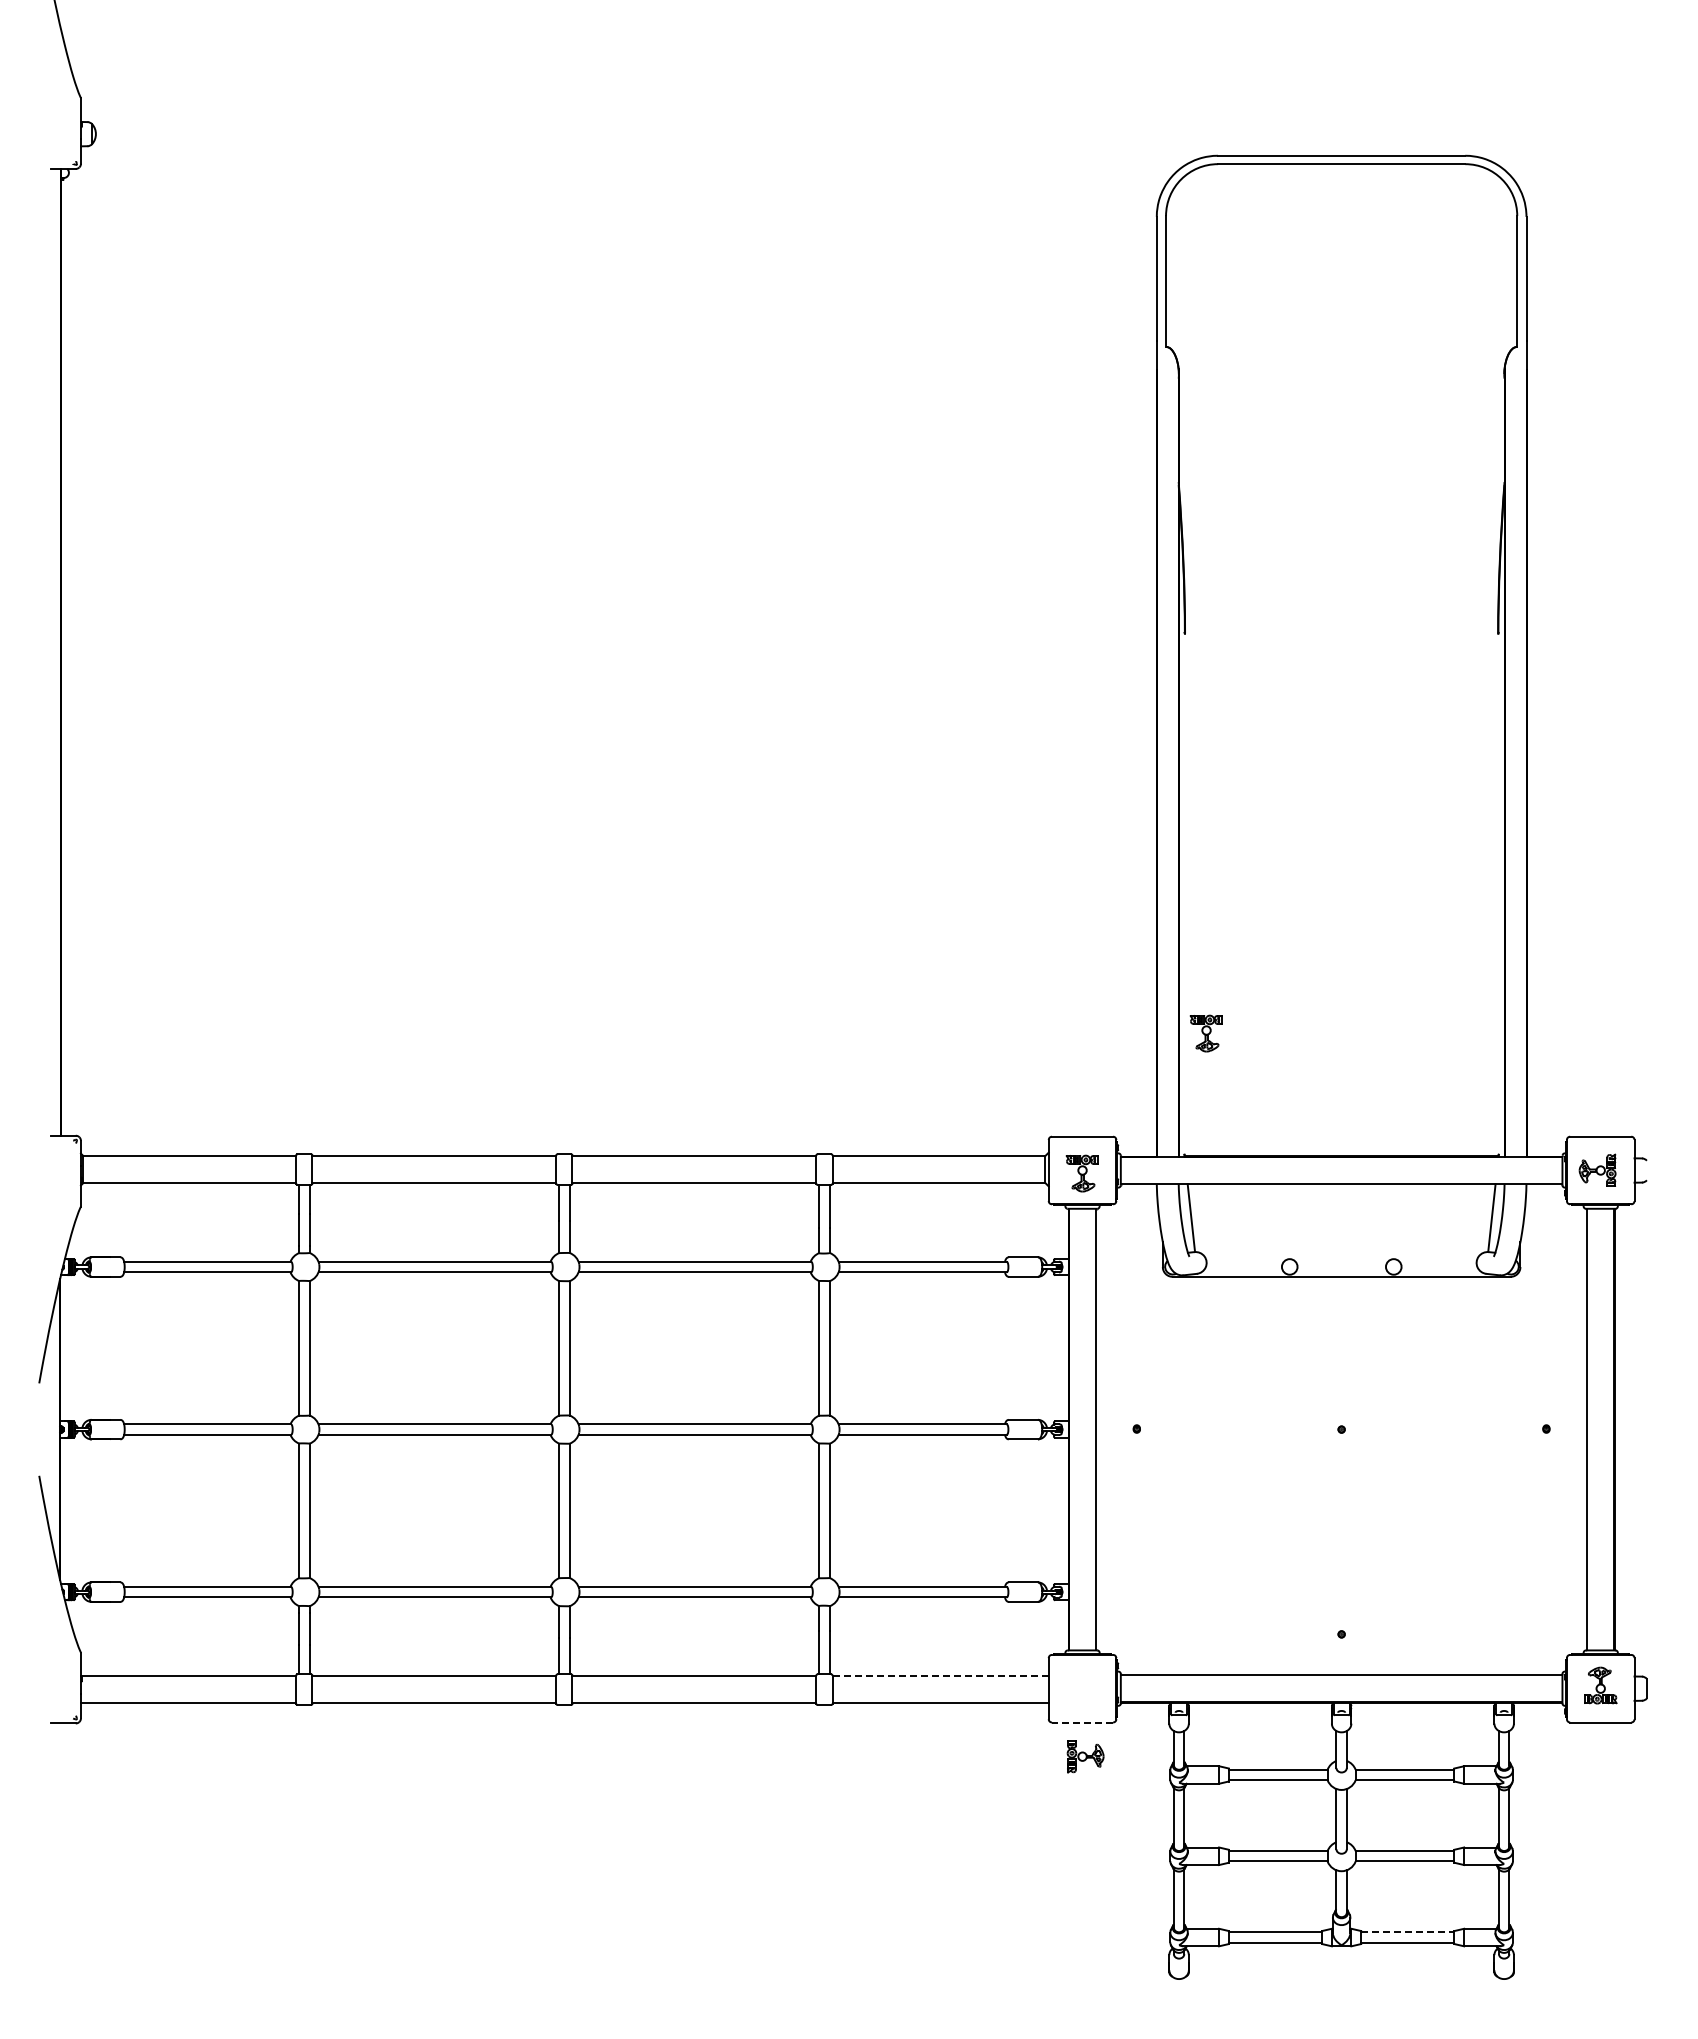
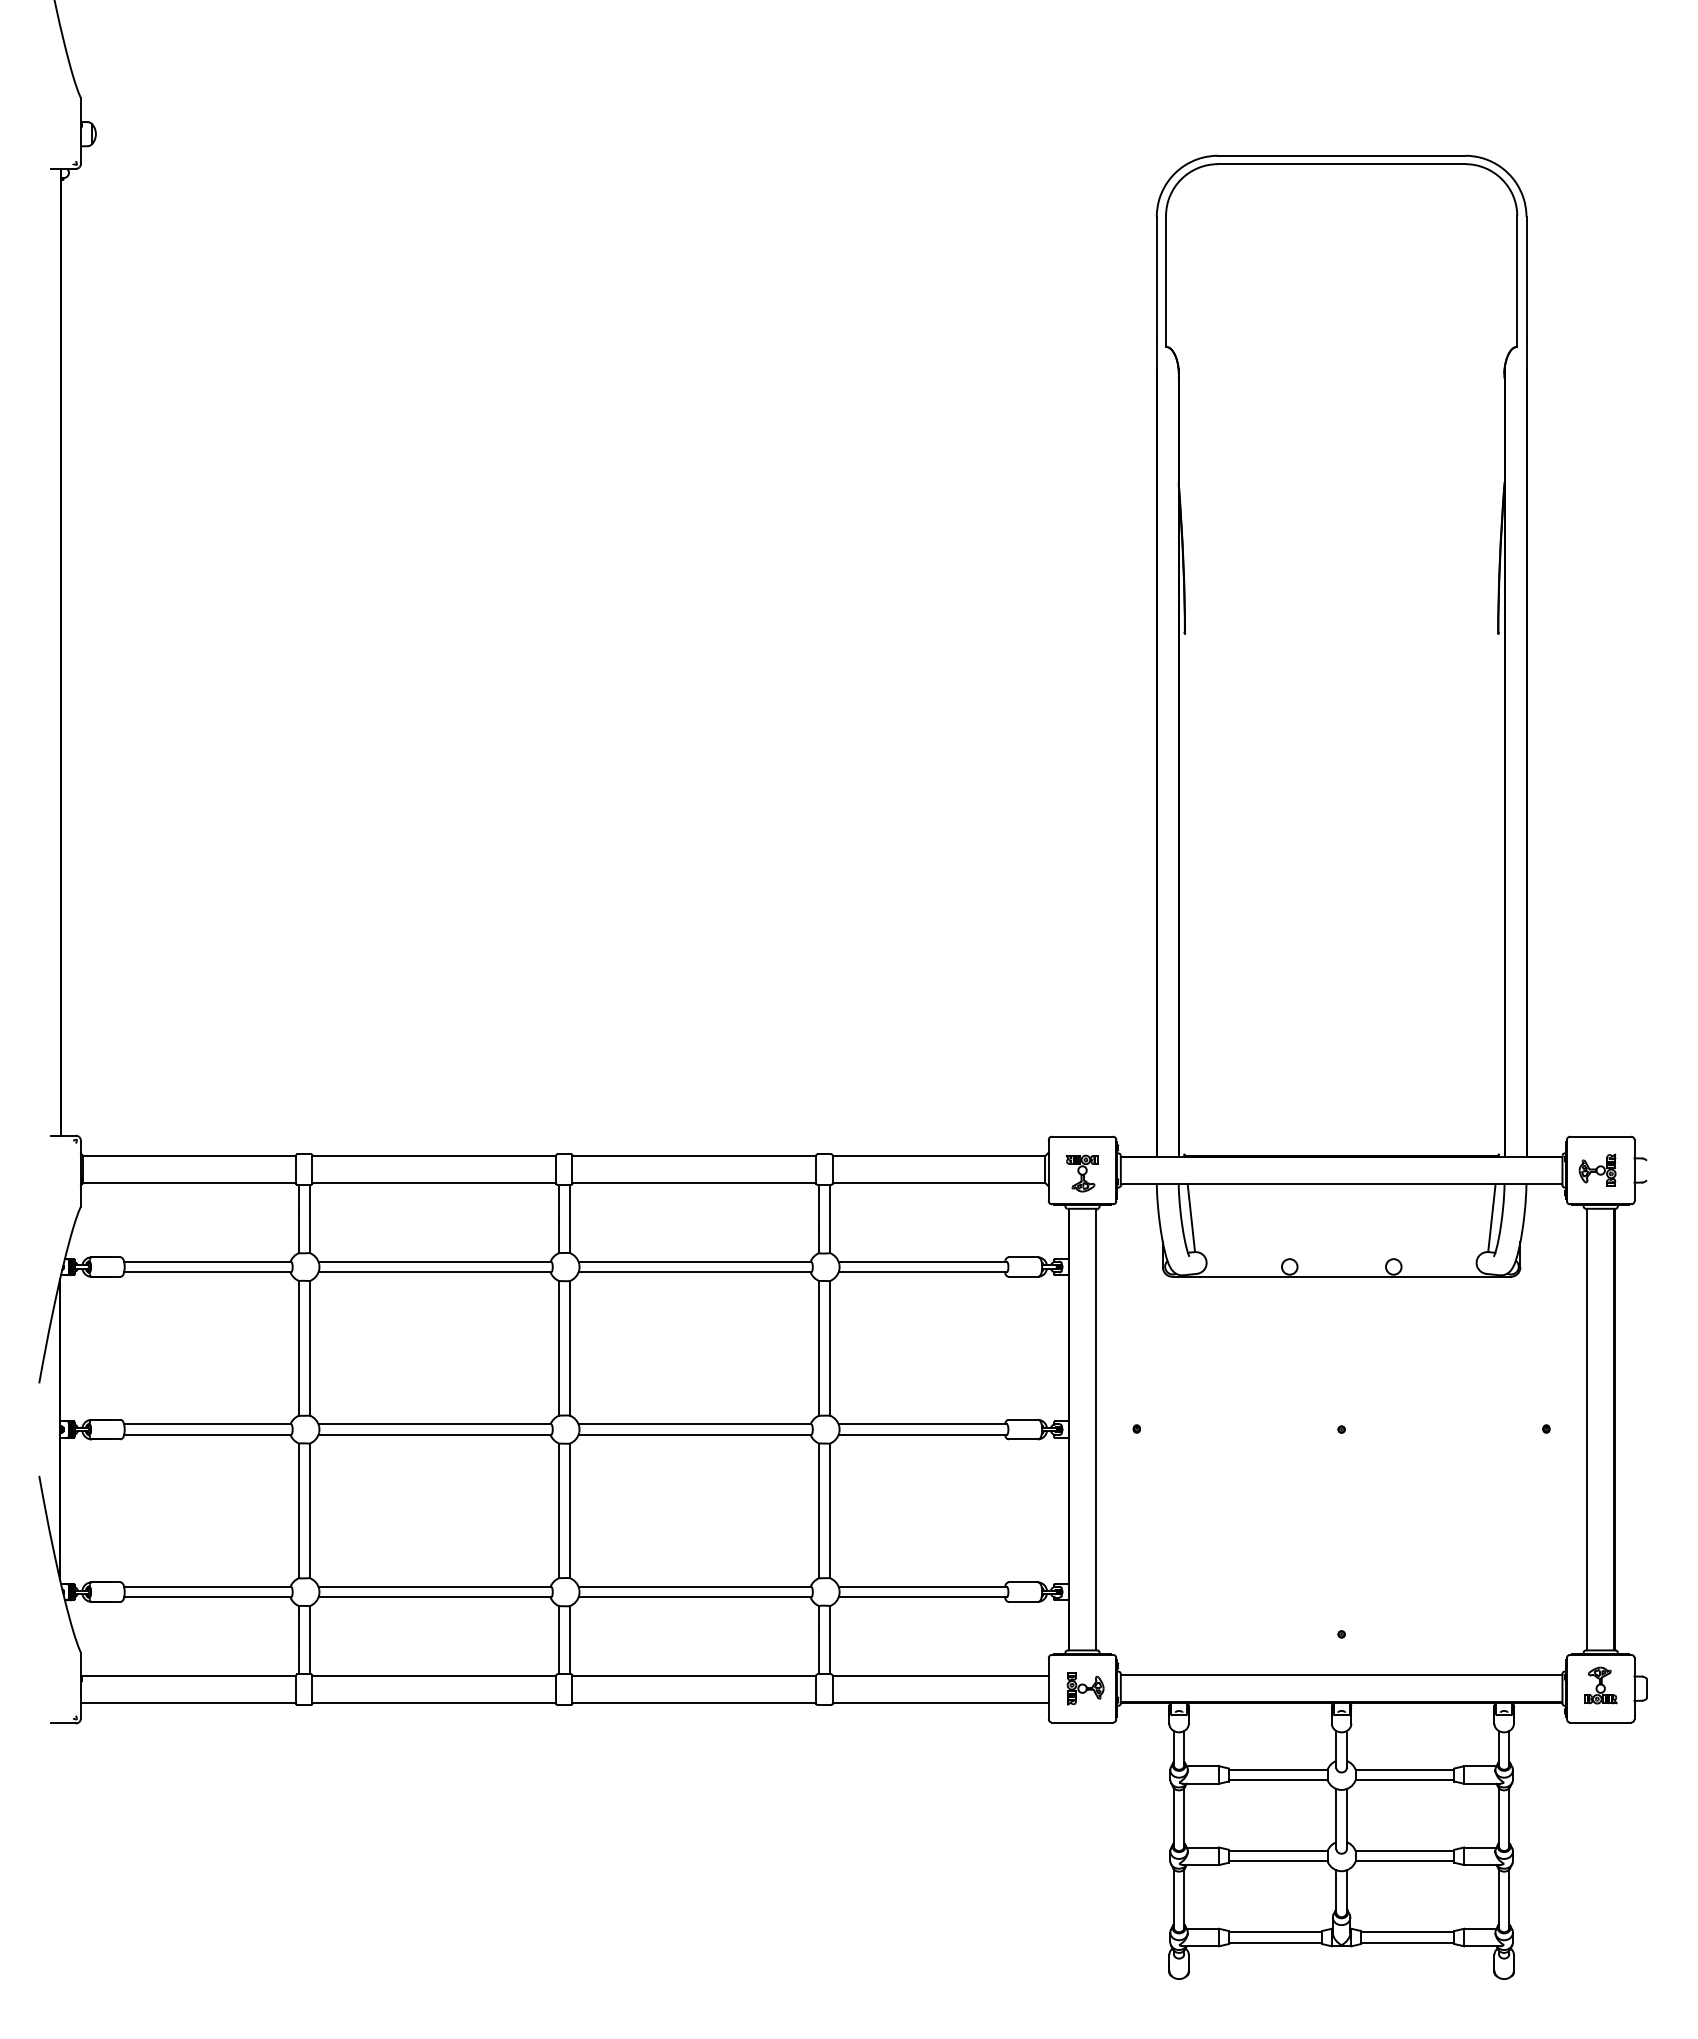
part: present -> none (1205, 1033)
line: dashed -> solid (941, 1676)
line: dashed -> solid (1082, 1722)
part position: (1085, 1756) -> (1085, 1688) (1085, 1688)
line: dashed -> solid (1407, 1932)
